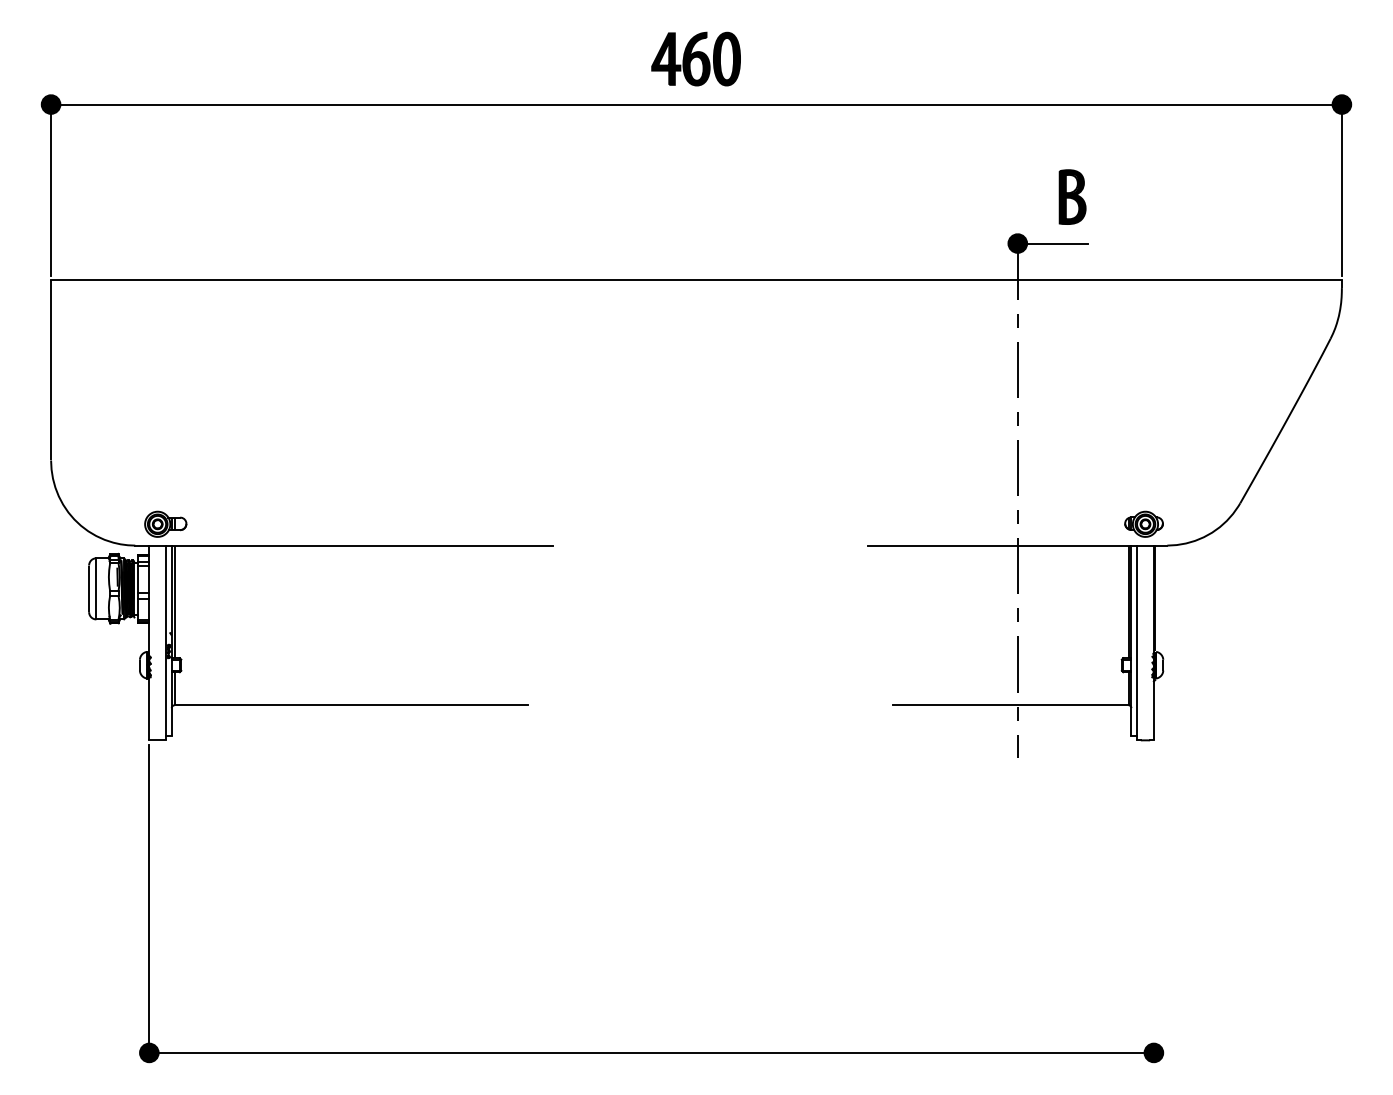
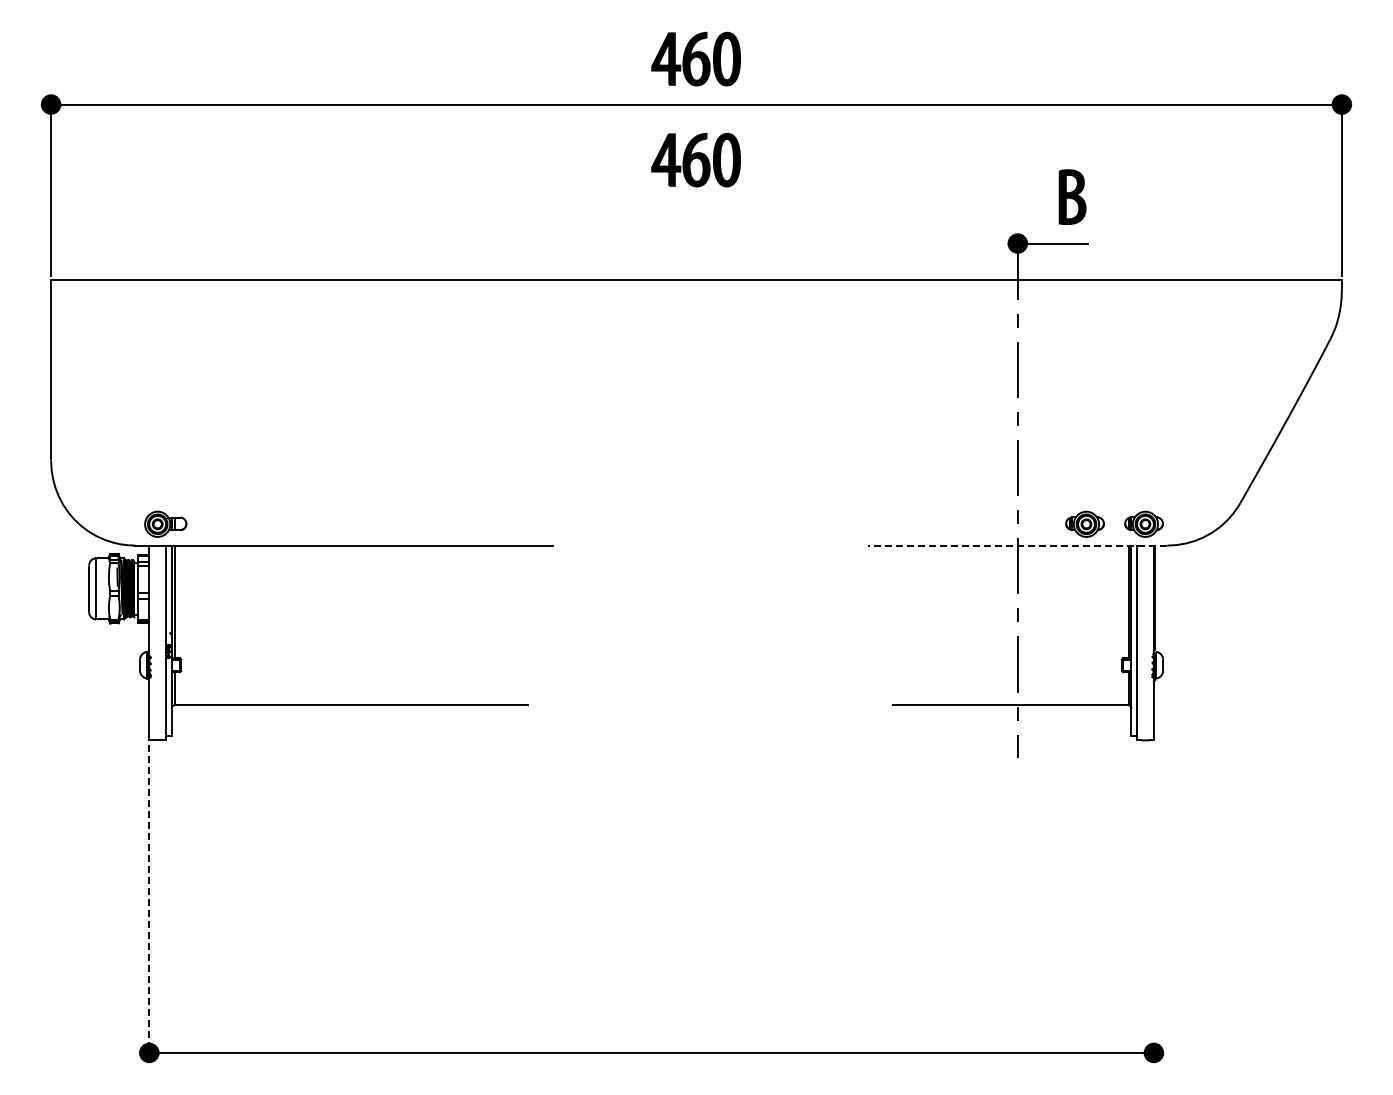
part: none -> present (695, 159)
part: none -> present (1084, 523)
line: solid -> dashed (1017, 545)
line: solid -> dashed (149, 899)
